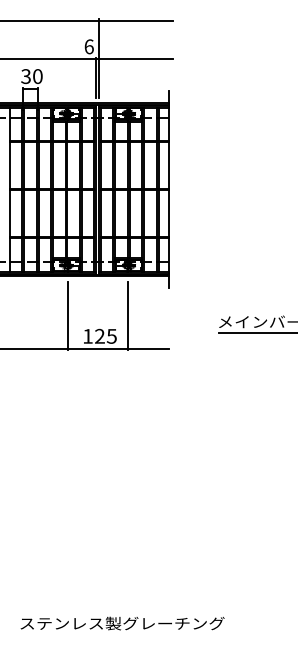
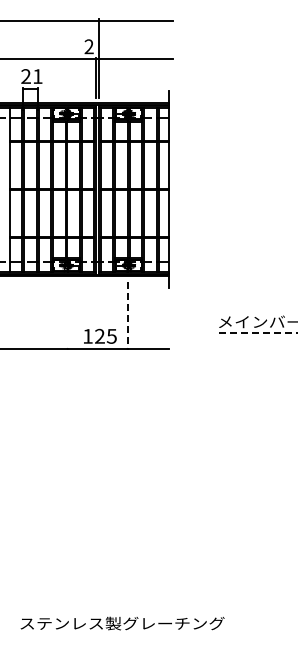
text: 6 -> 2 (88, 46)
text: 30 -> 21 (31, 76)
line: present -> none (67, 315)
line: solid -> dashed (127, 316)
line: solid -> dashed (258, 332)
